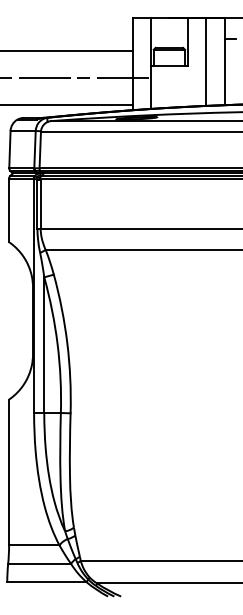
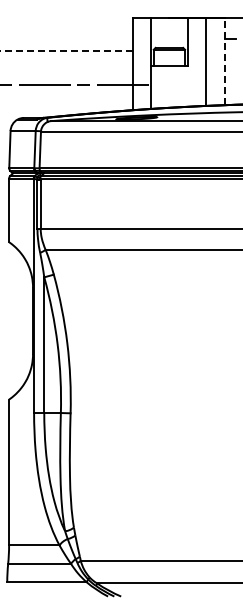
line: solid -> dashed (66, 50)
line: solid -> dashed (224, 61)
line position: (75, 77) -> (75, 84) (75, 84)
line: present -> none (67, 104)
